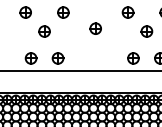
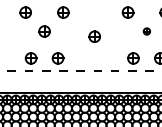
part position: (95, 28) -> (94, 36) (94, 36)
part size: 14x13 px -> 9x9 px (146, 31)
line: solid -> dashed (81, 70)
